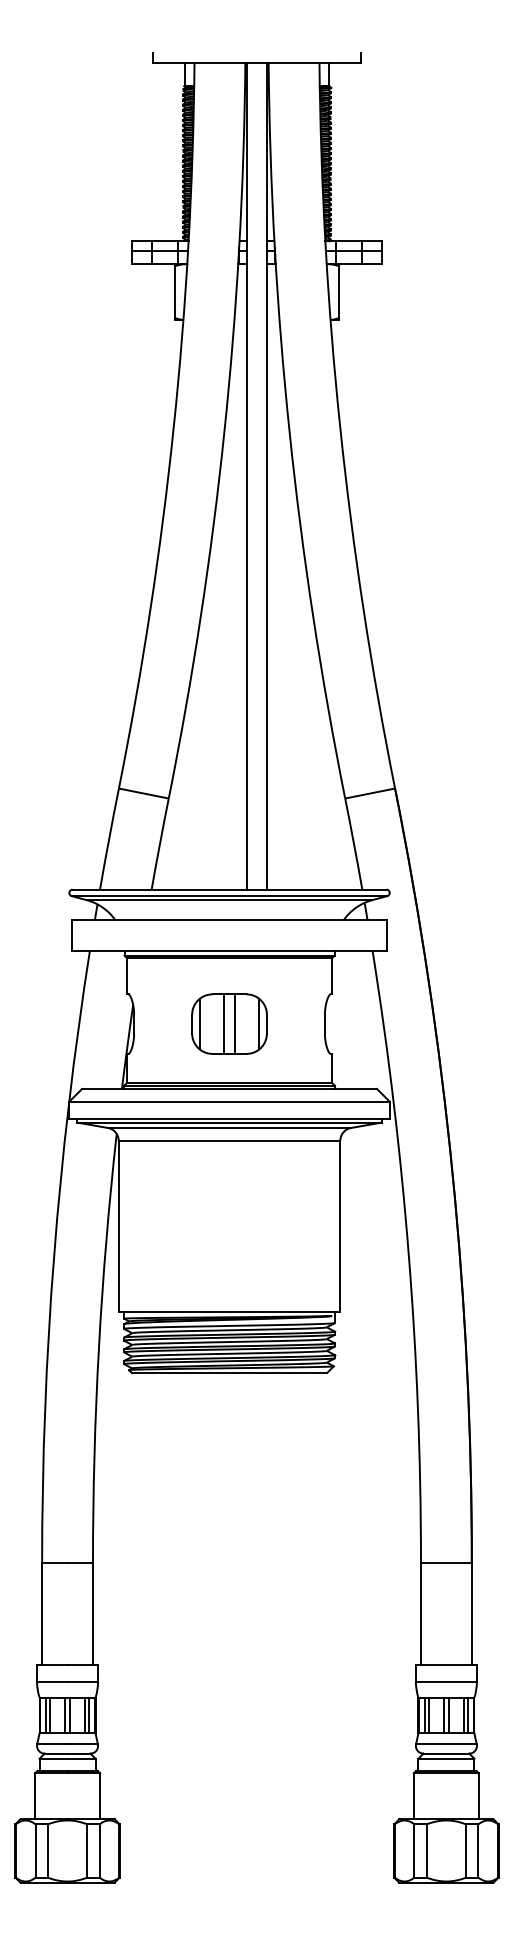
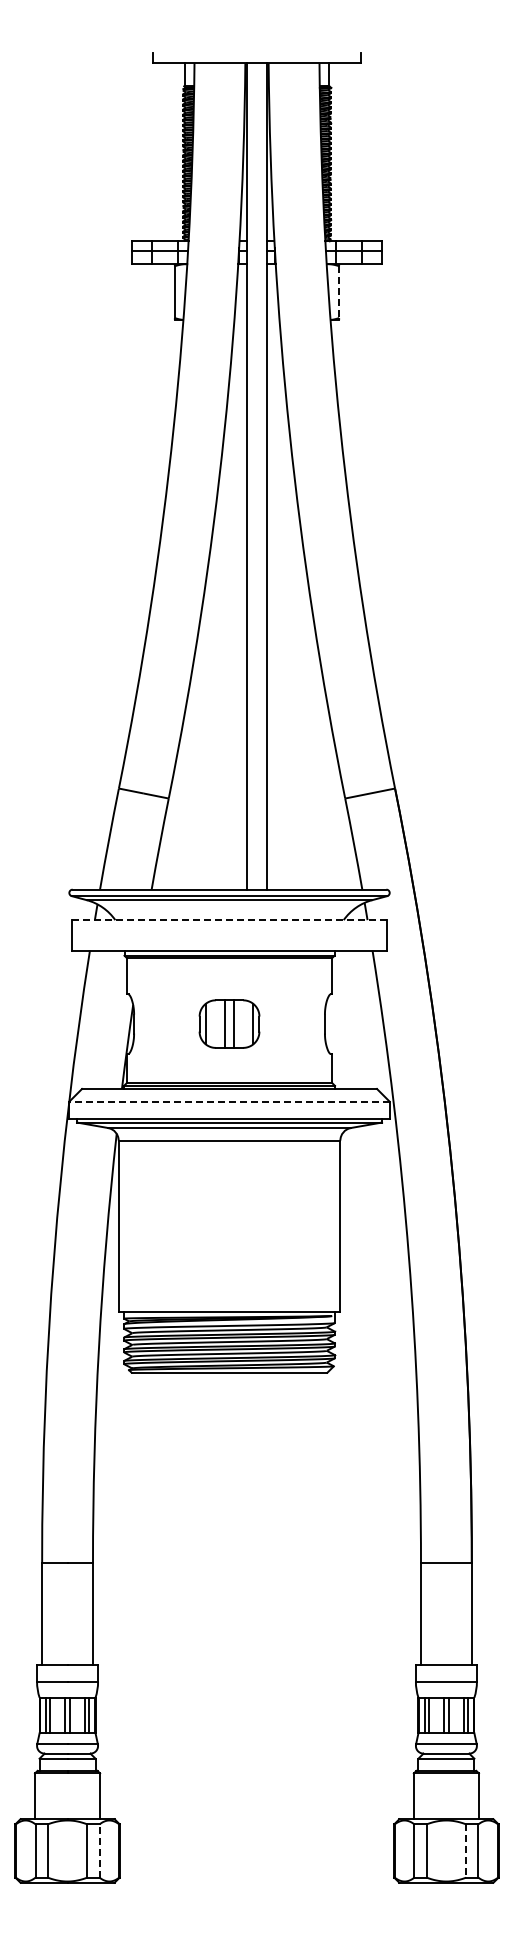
line: solid -> dashed (339, 292)
line: solid -> dashed (229, 920)
part size: 77x62 px -> 63x50 px (229, 1023)
line: solid -> dashed (229, 1101)
line: solid -> dashed (99, 1850)
line: solid -> dashed (465, 1850)
